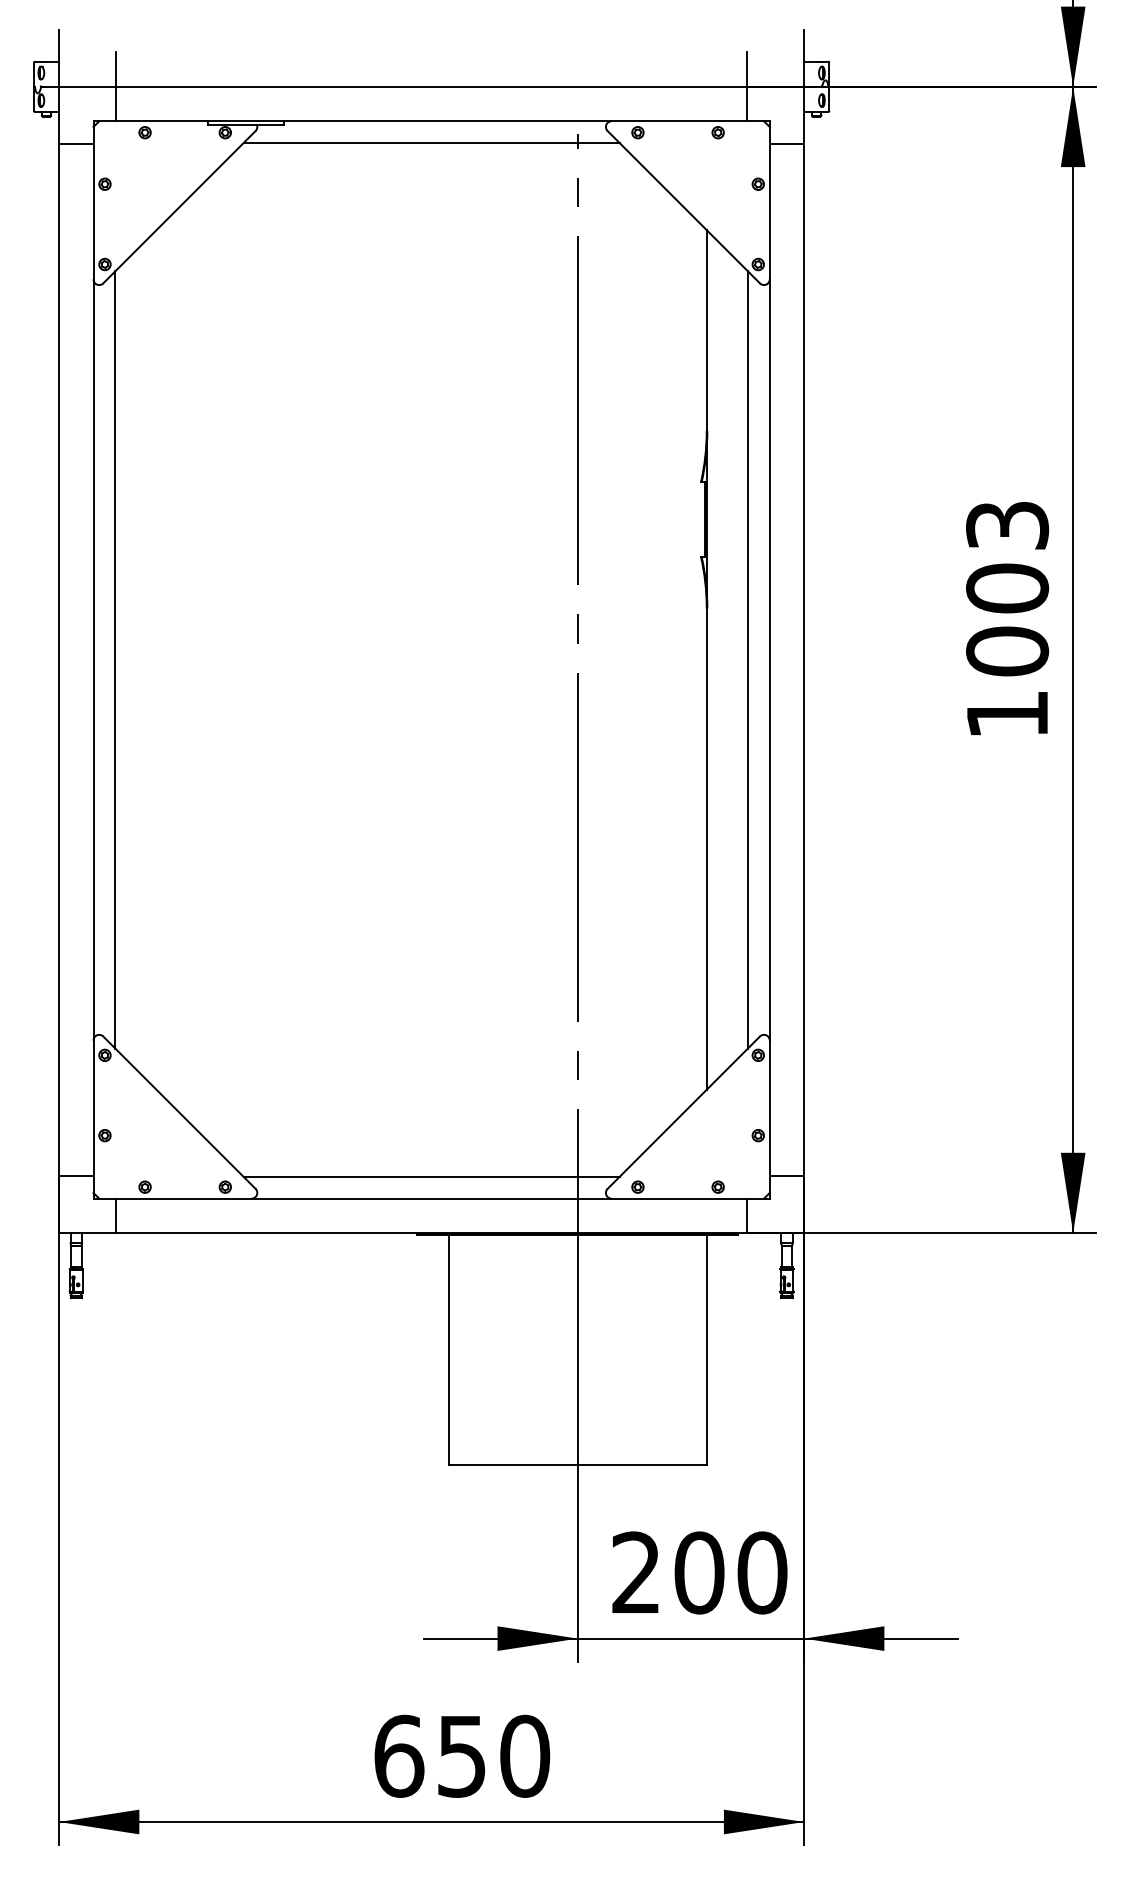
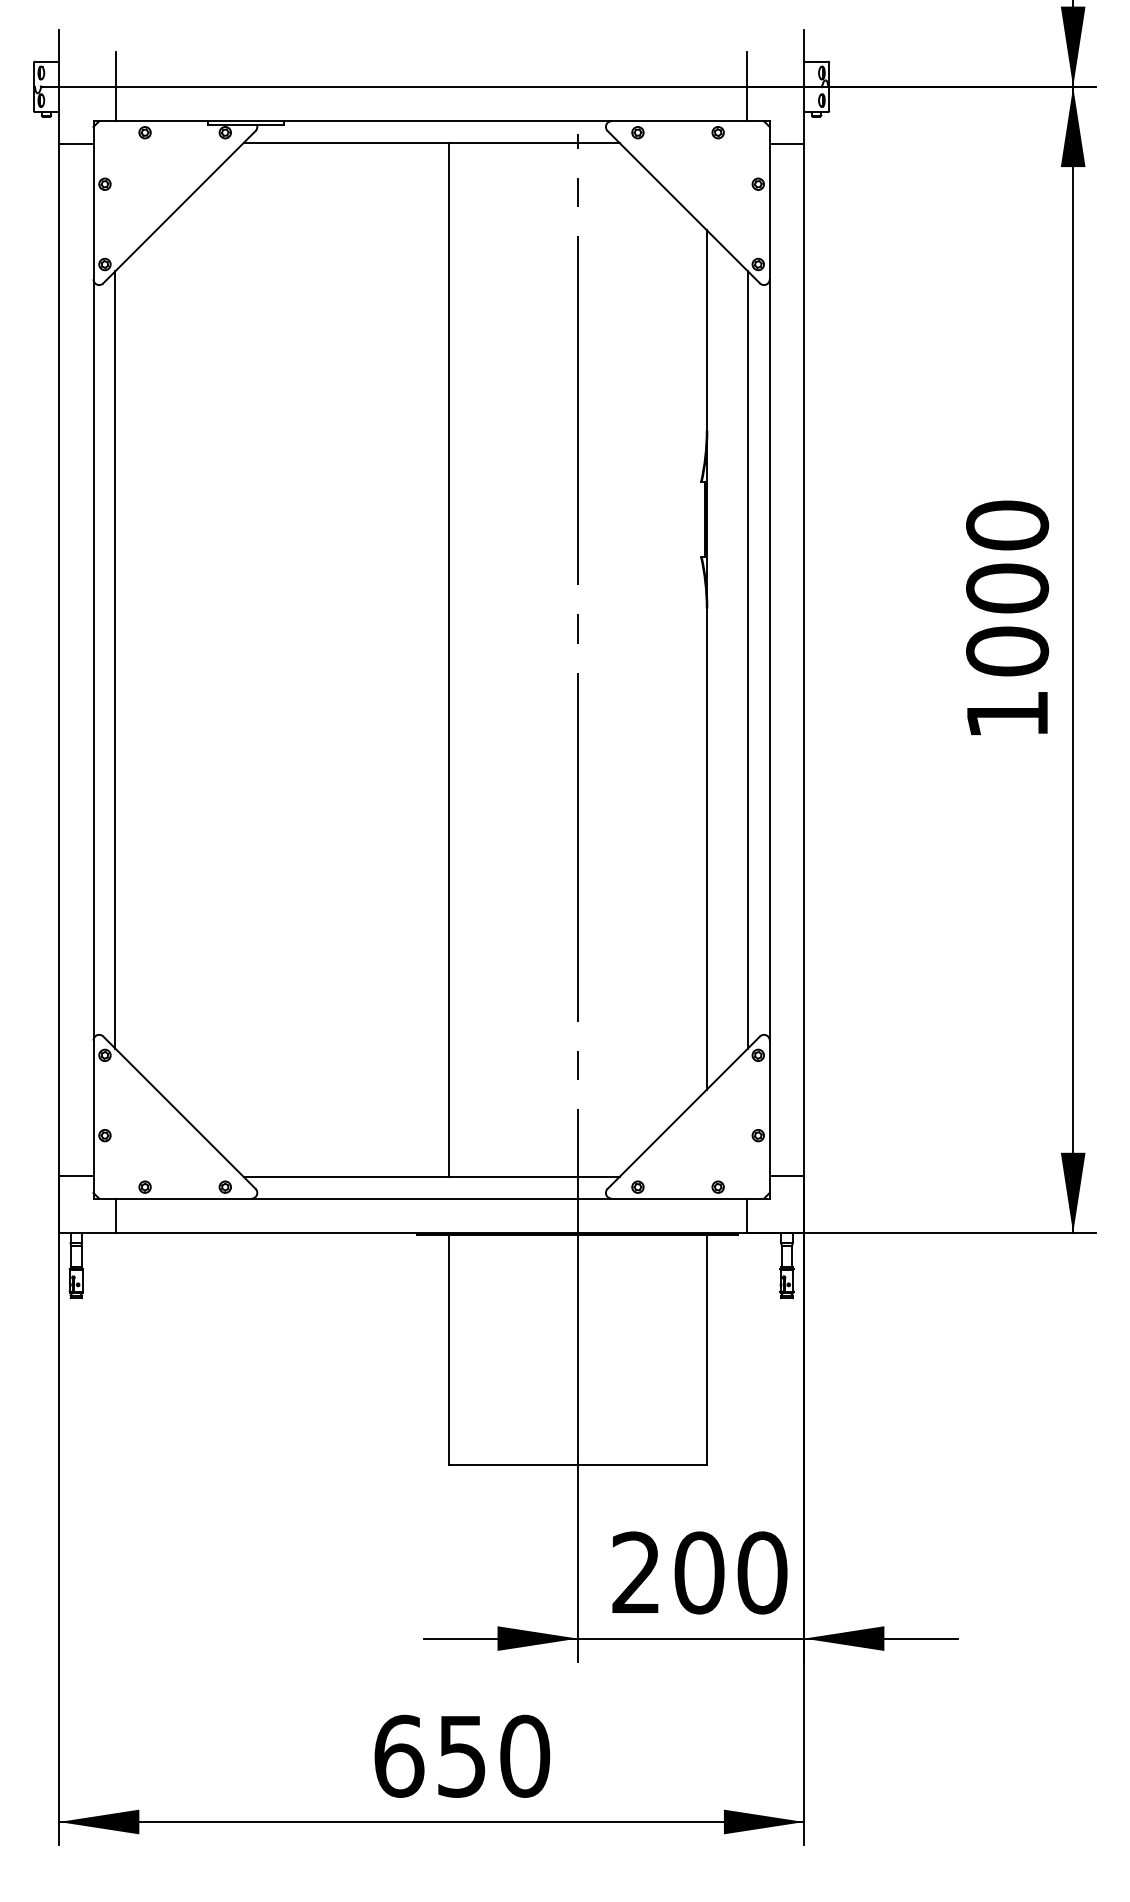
text: 1003 -> 1000 (1007, 525)
line: none -> present (448, 659)
